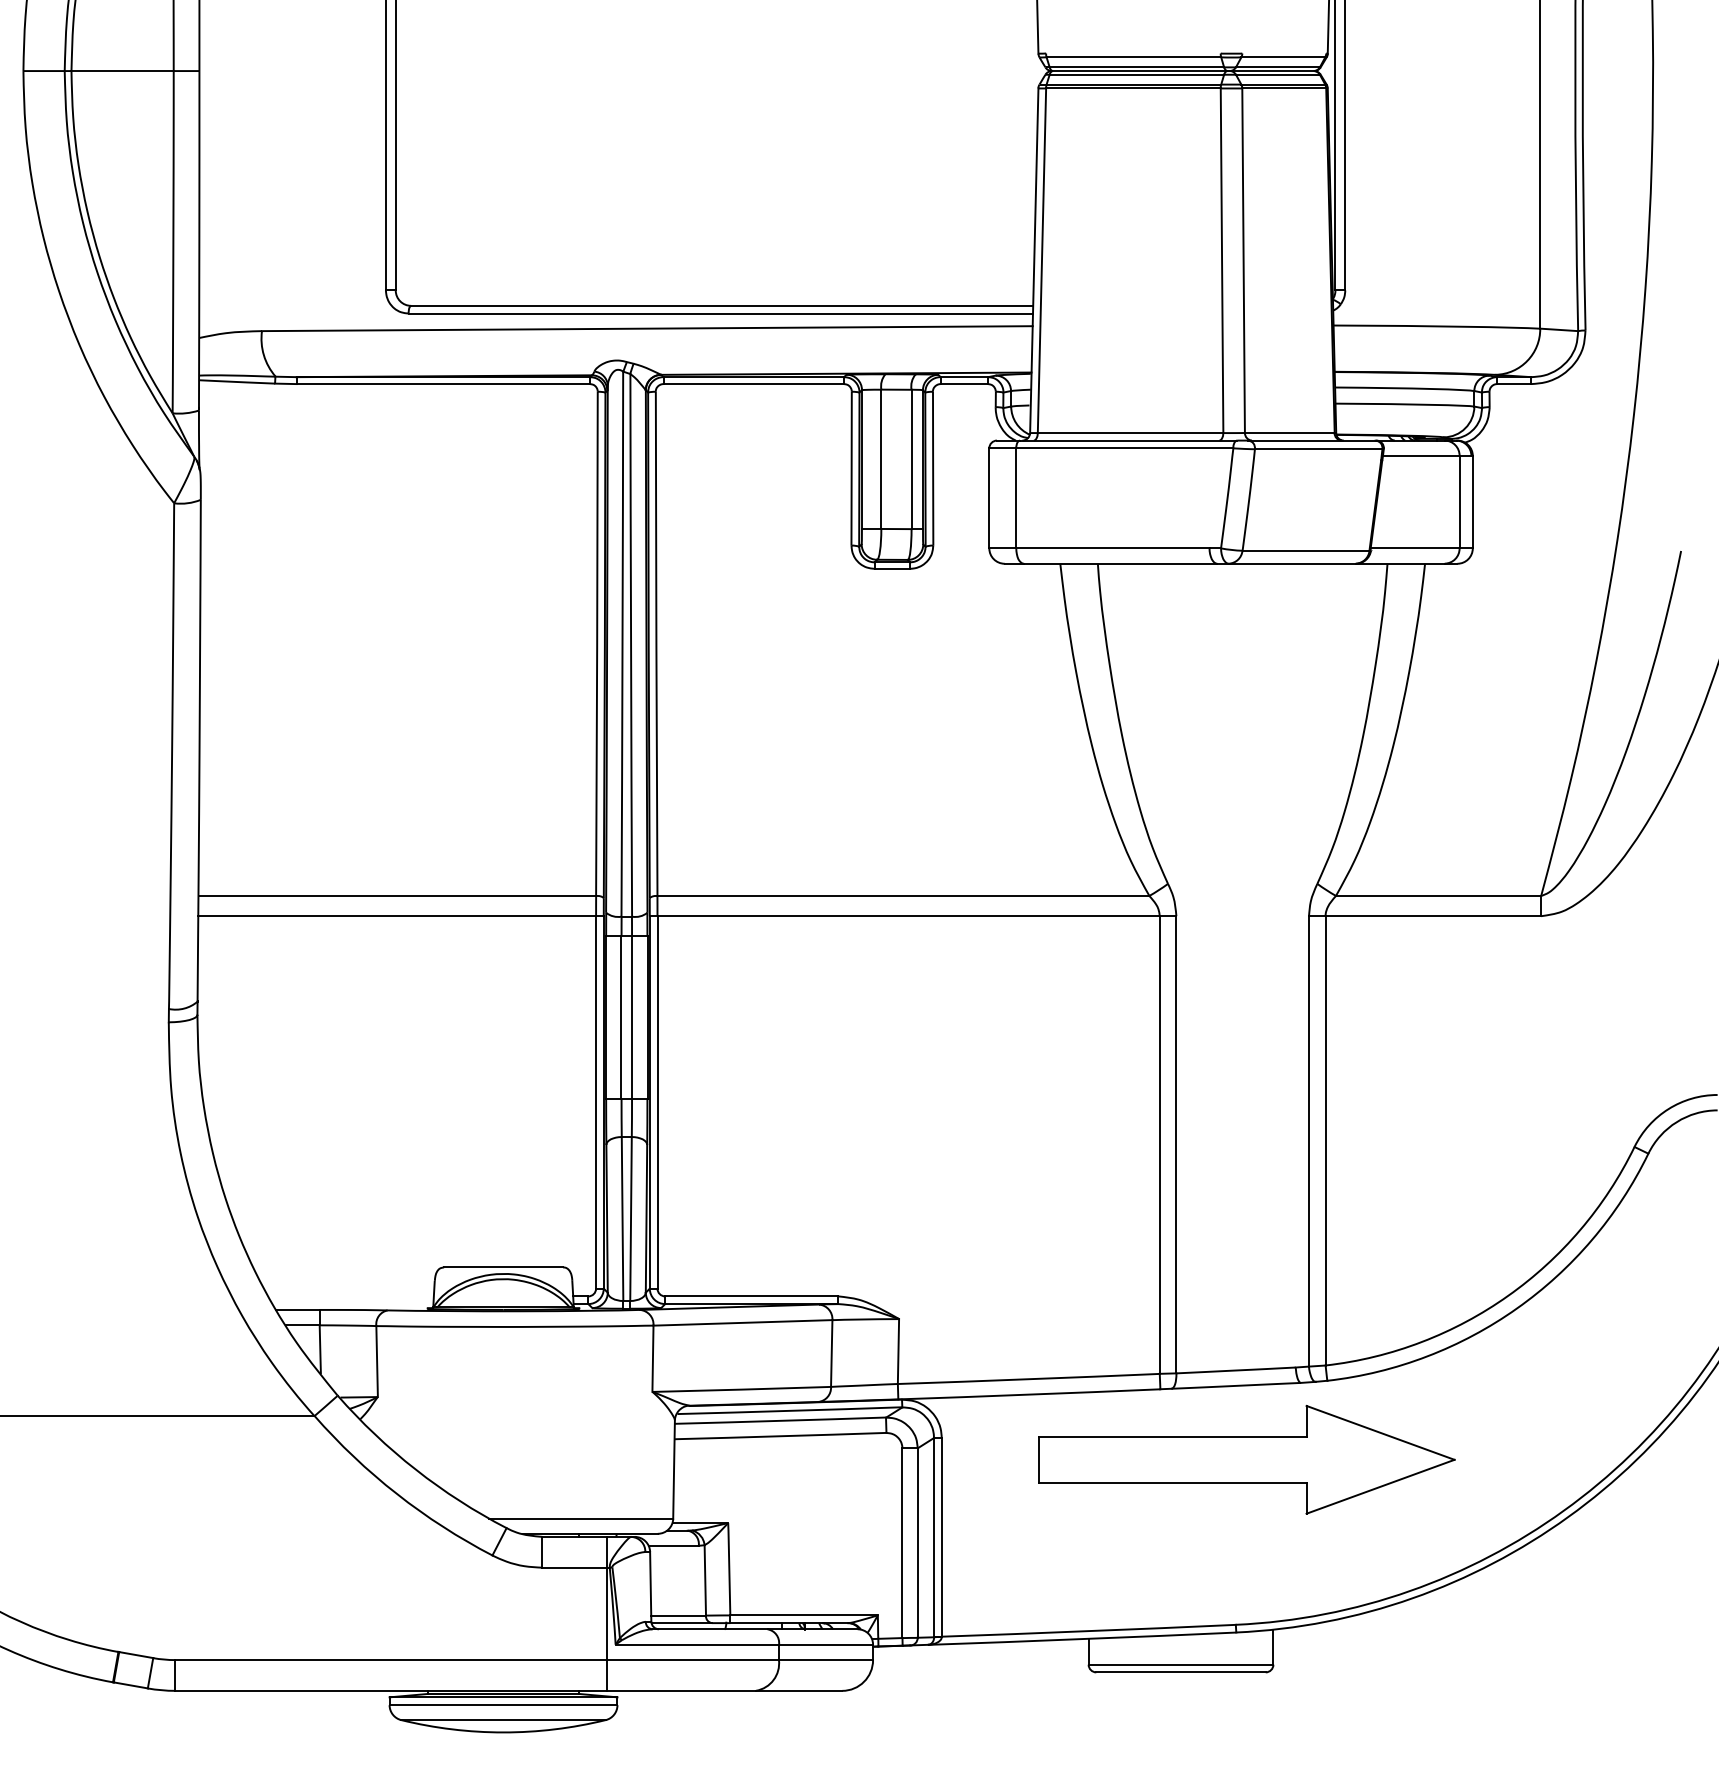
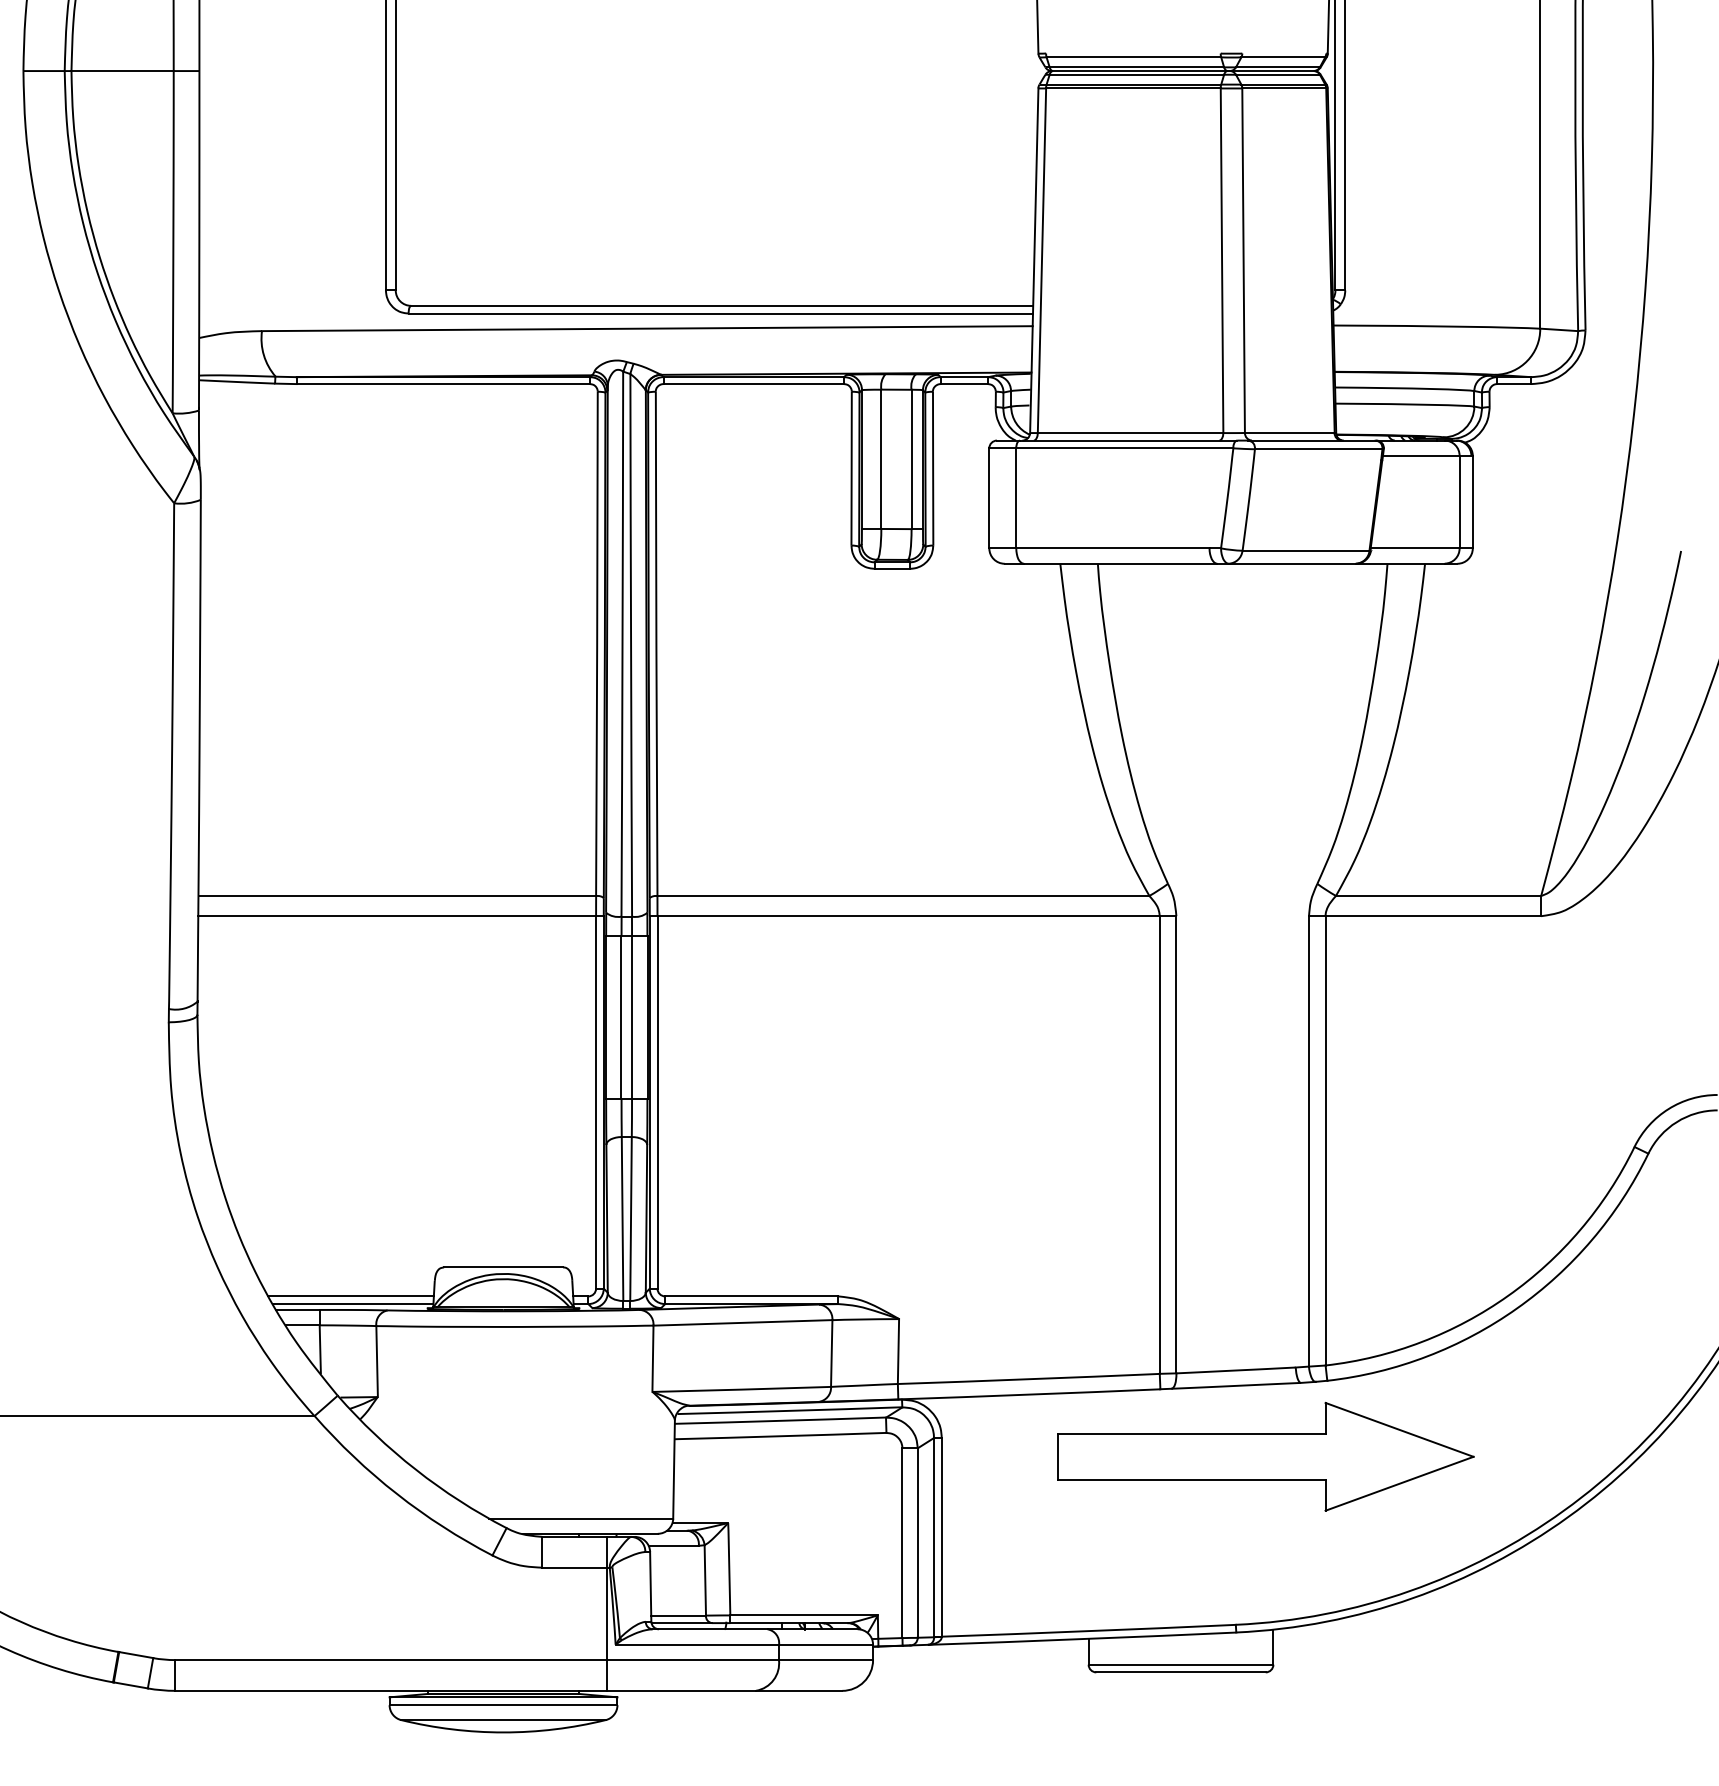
line: none -> present (350, 1296)
line: none -> present (352, 1304)
part position: (1246, 1459) -> (1265, 1456) (1265, 1456)
